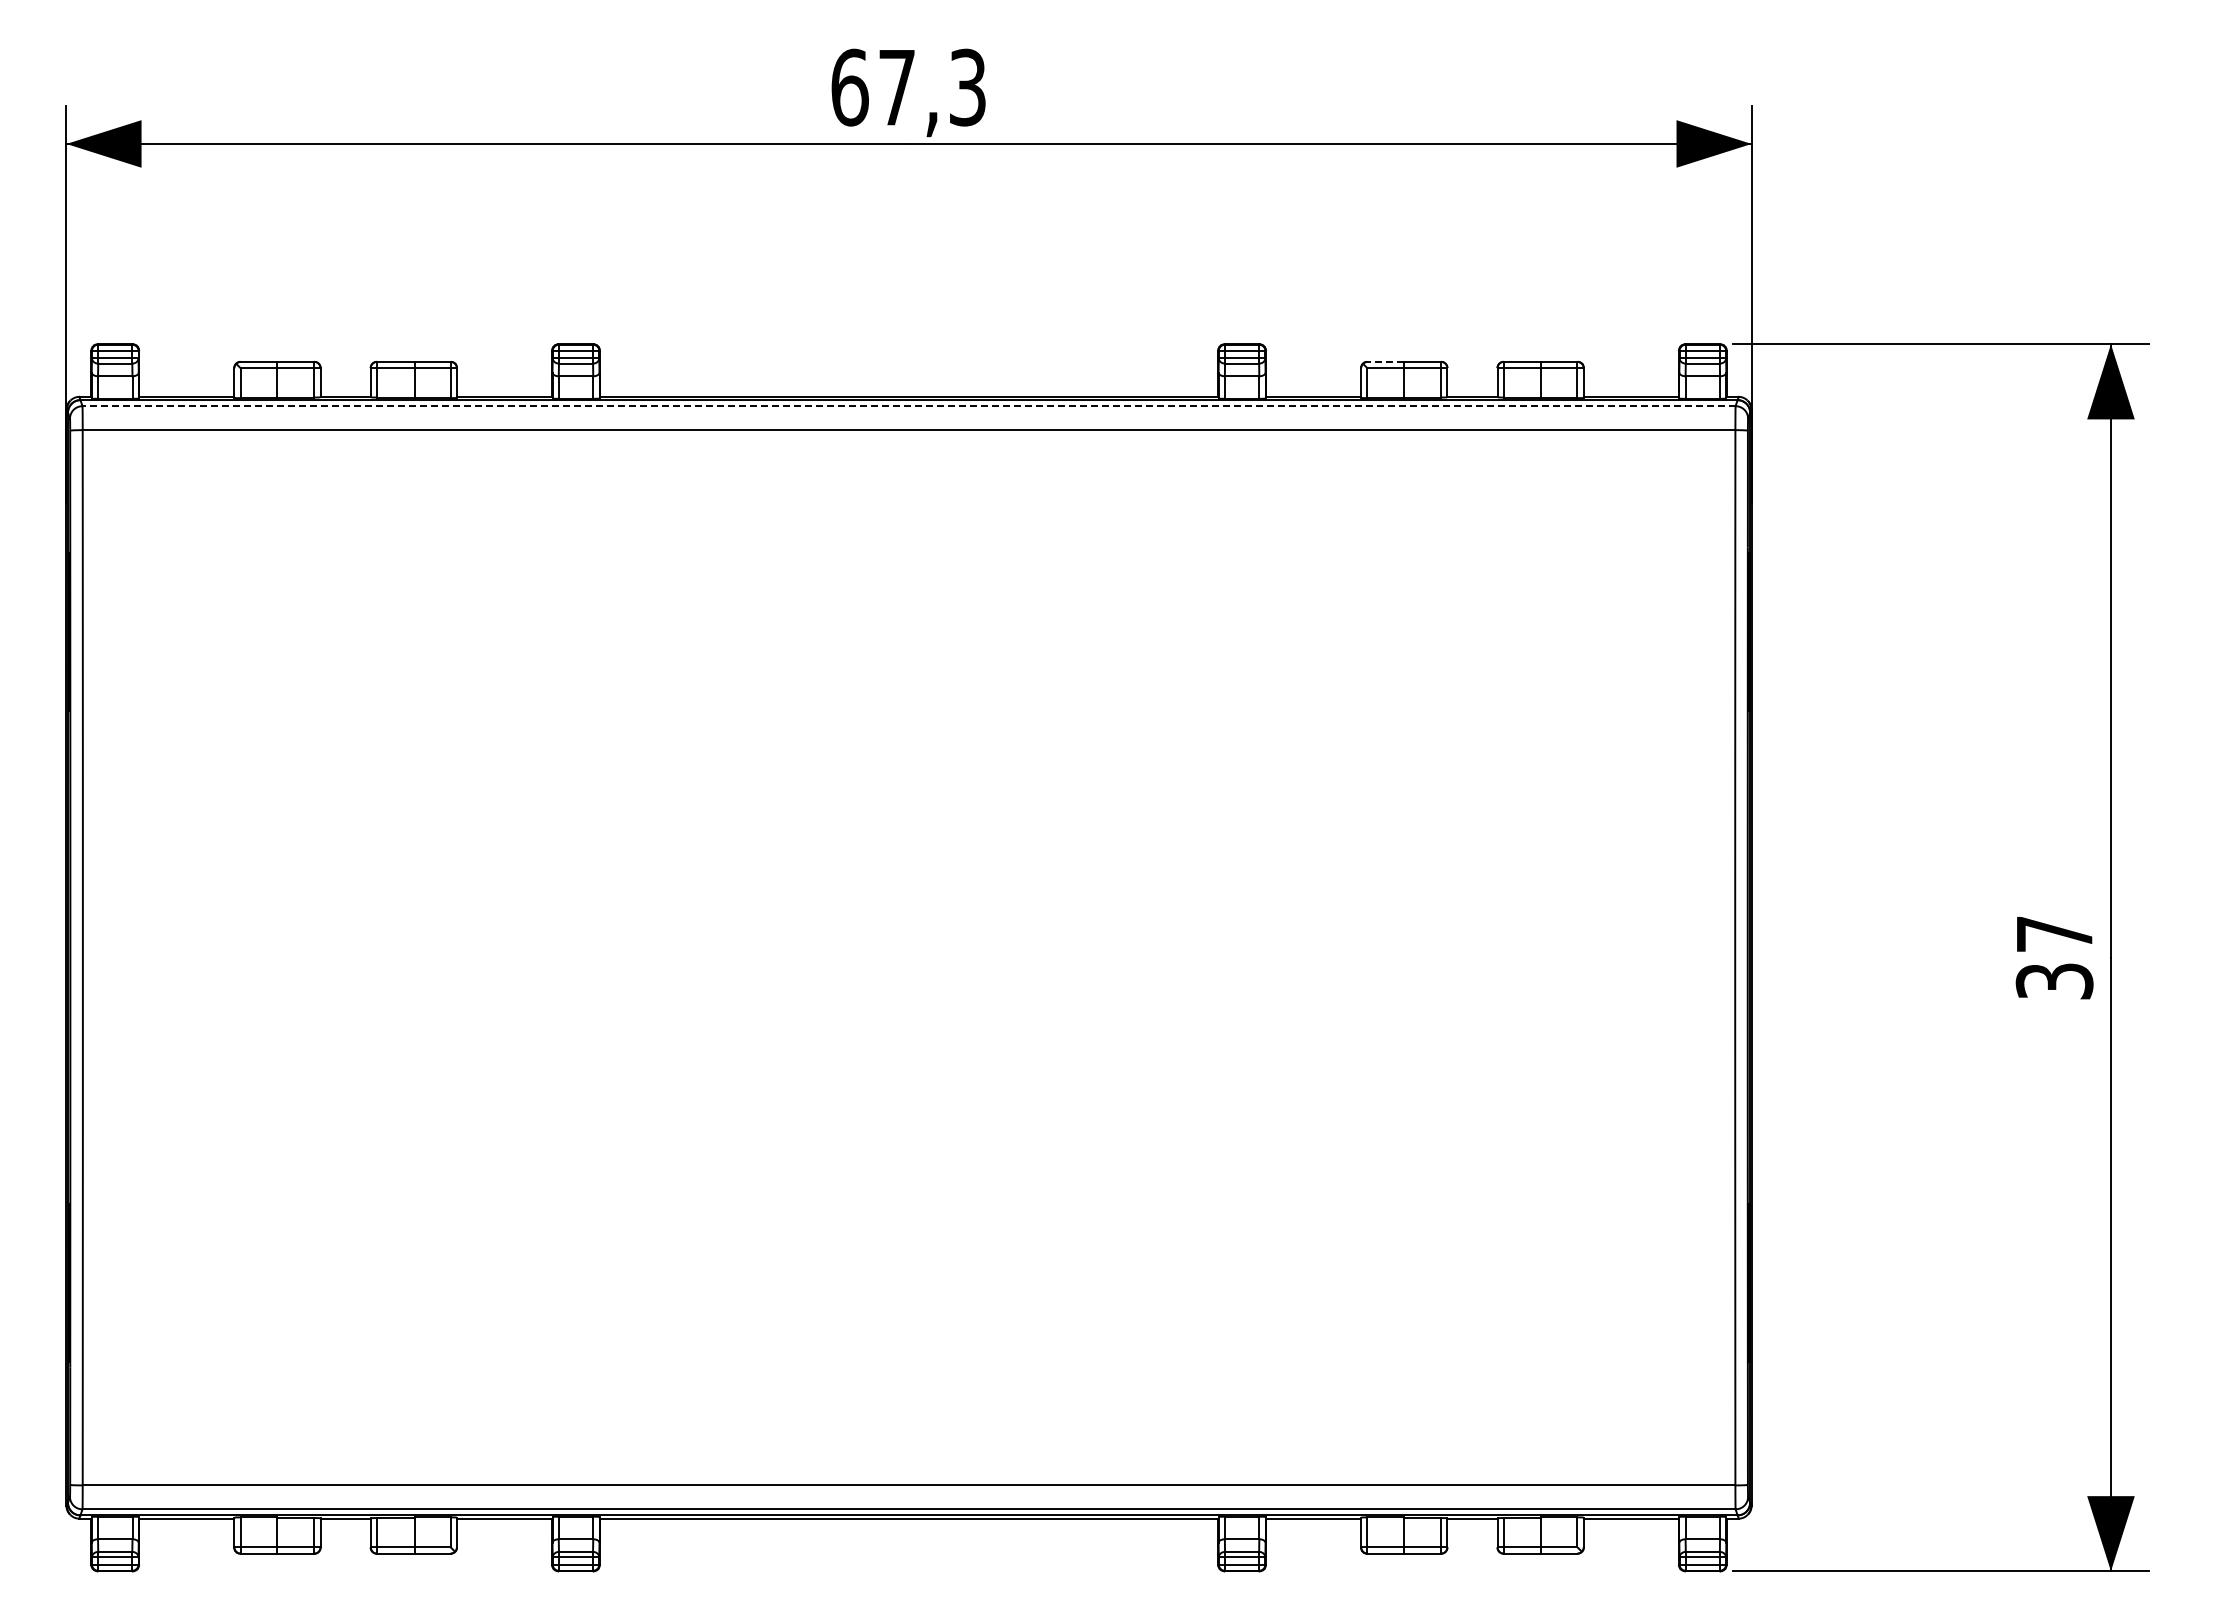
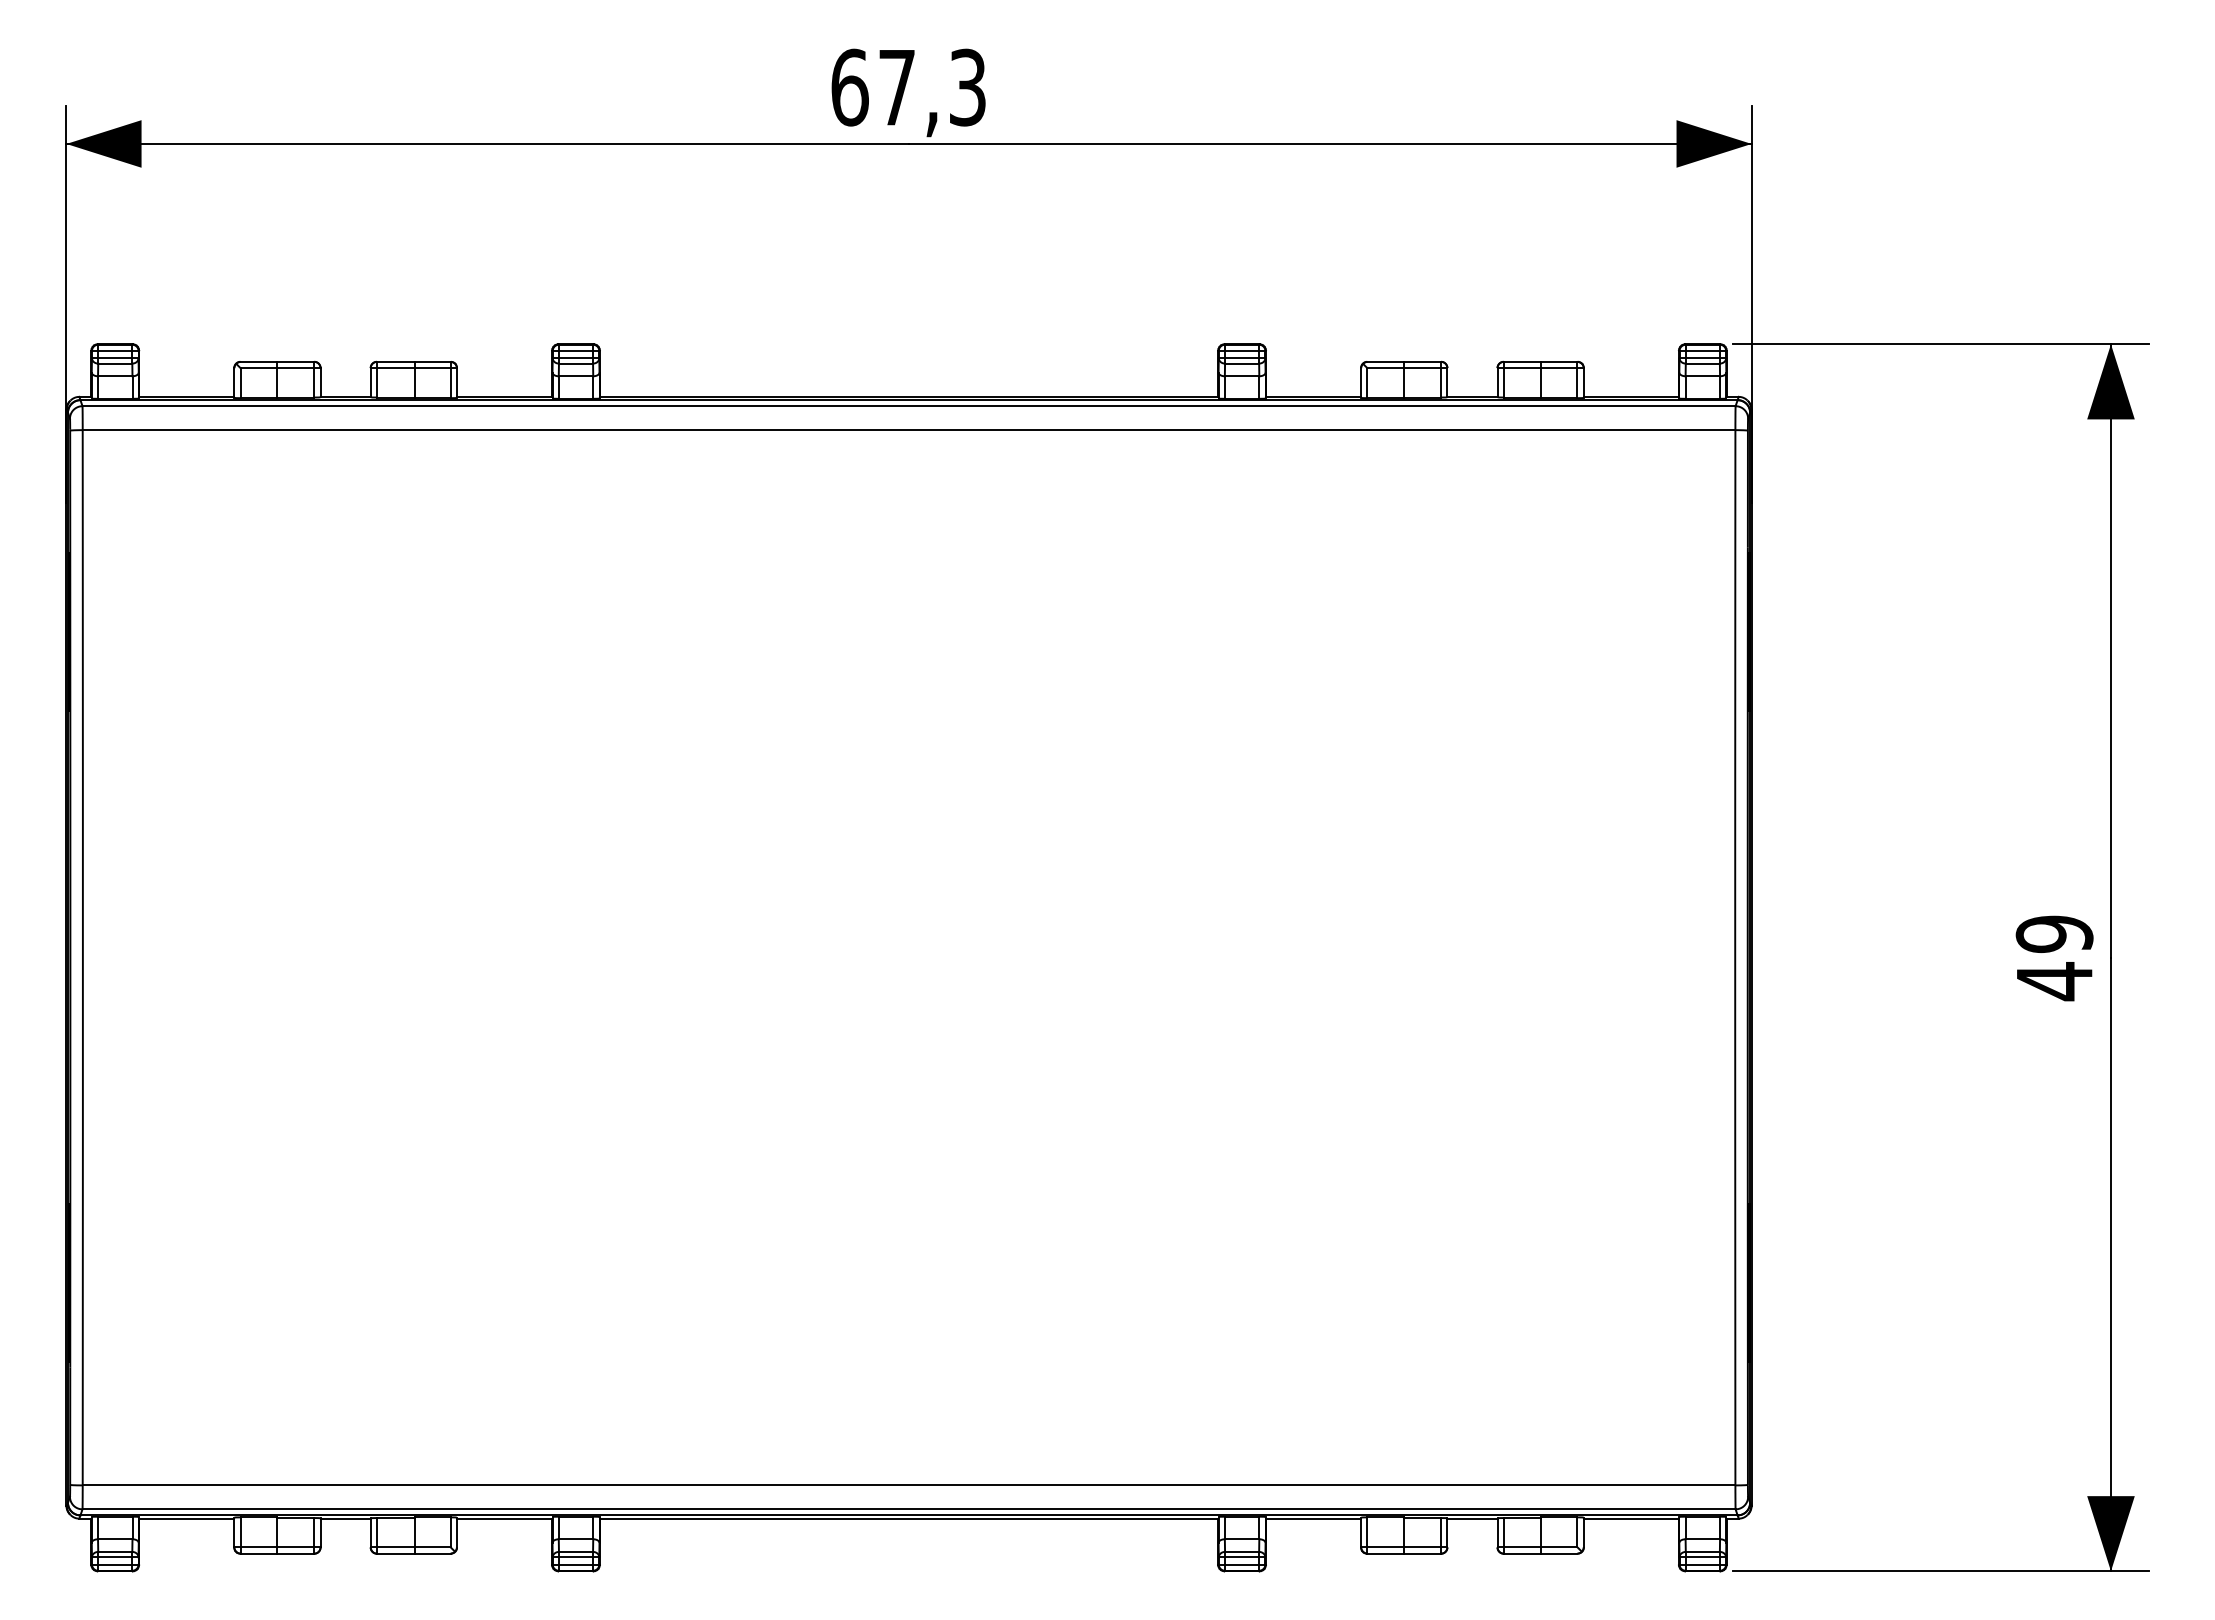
line: dashed -> solid (1385, 361)
line: dashed -> solid (909, 406)
text: 37 -> 49 (2054, 958)
